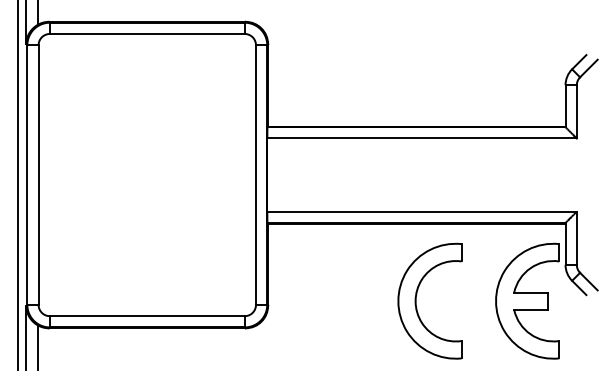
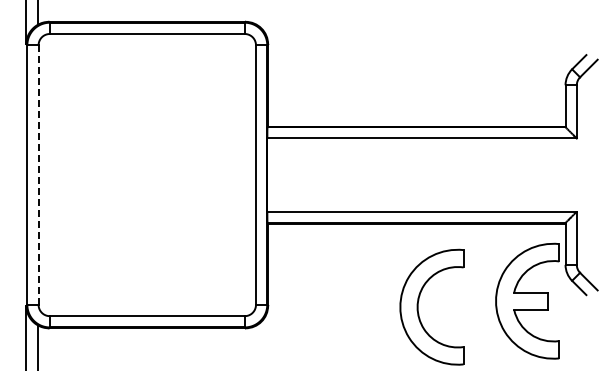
line: solid -> dashed (38, 175)
line: present -> none (18, 184)
part position: (416, 300) -> (418, 306) (418, 306)
